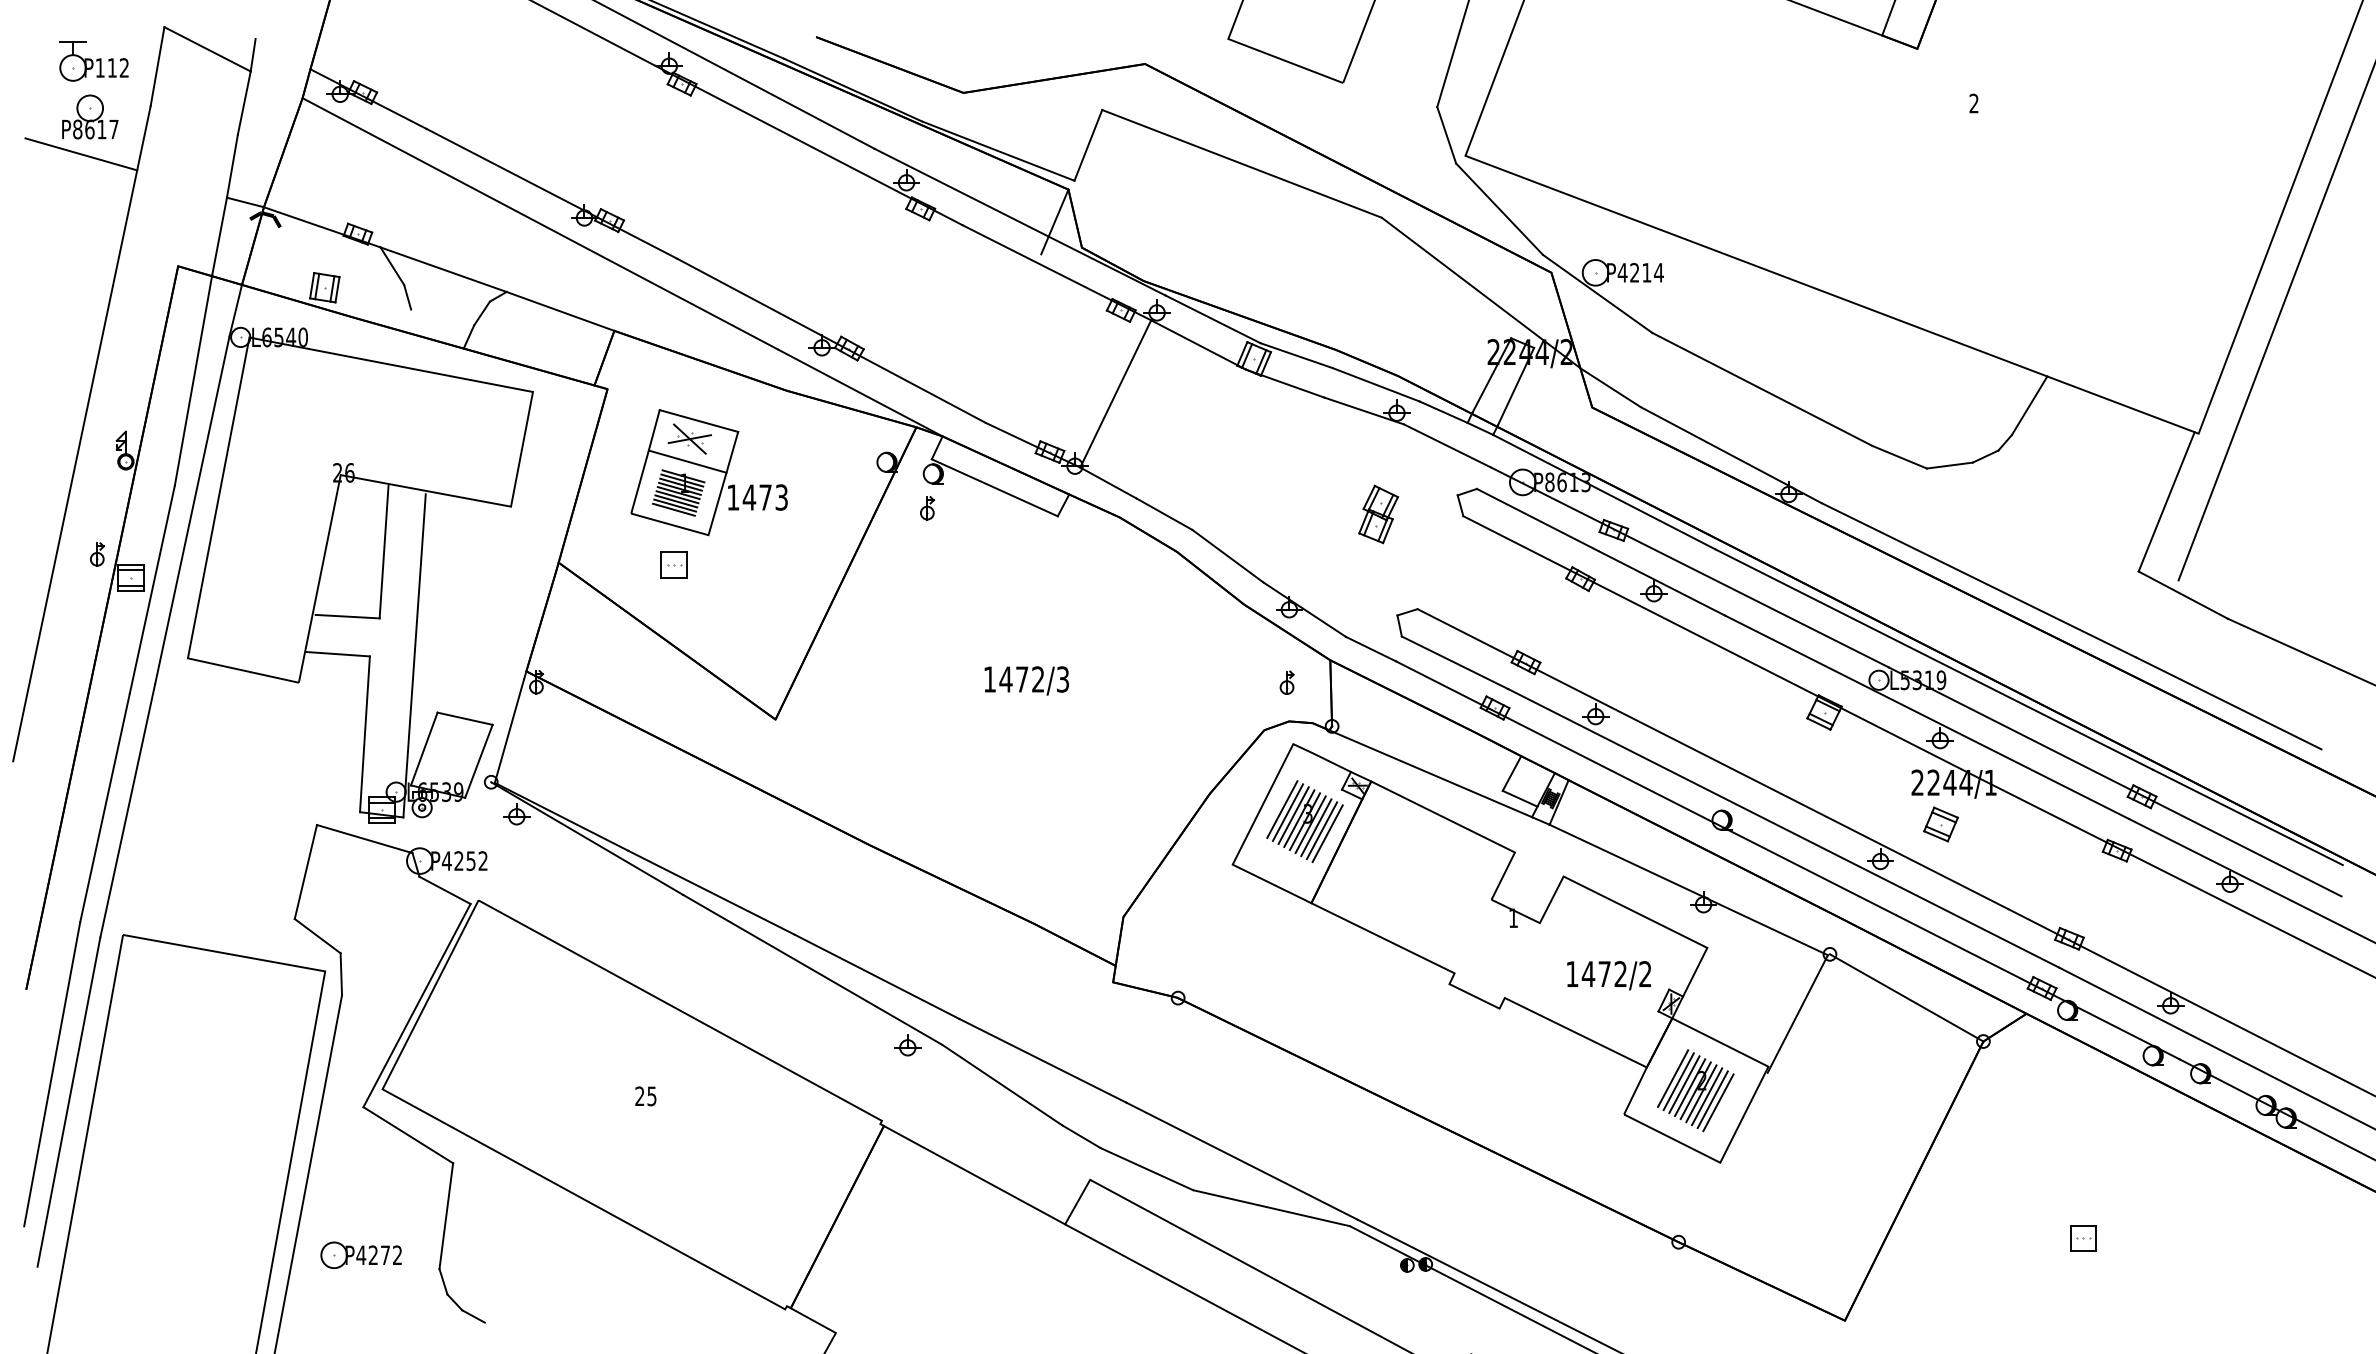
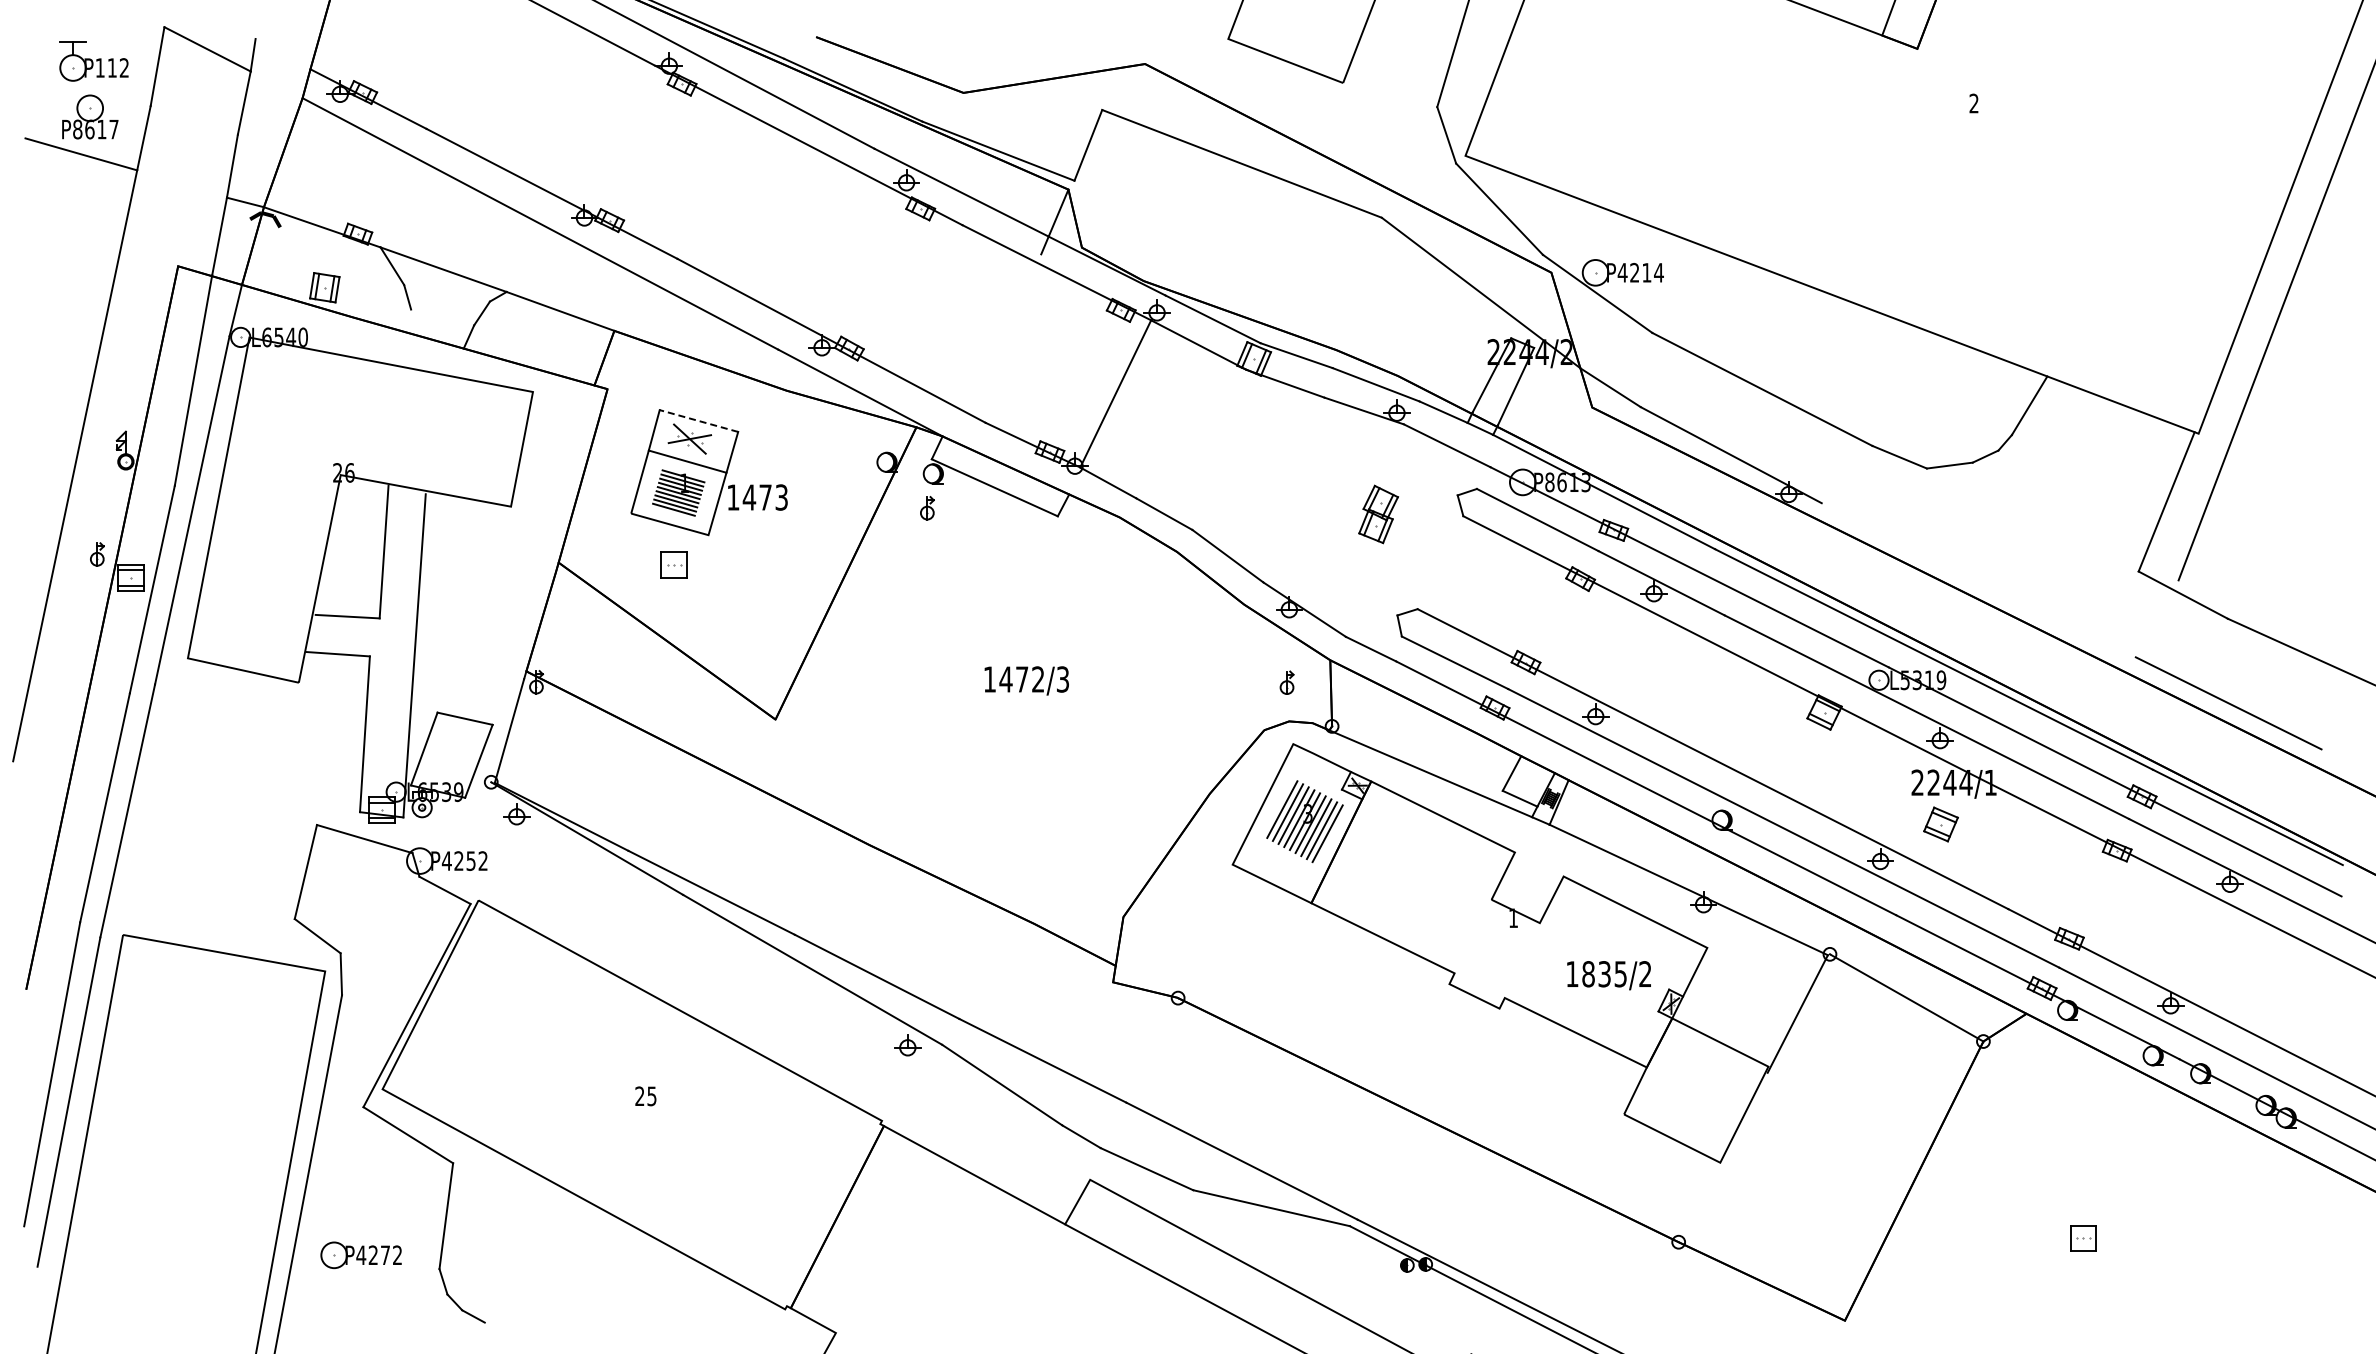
line: solid -> dashed (698, 421)
line: present -> none (1978, 580)
text: 1472/2 -> 1835/2 (1603, 974)
part: present -> none (1695, 1090)
